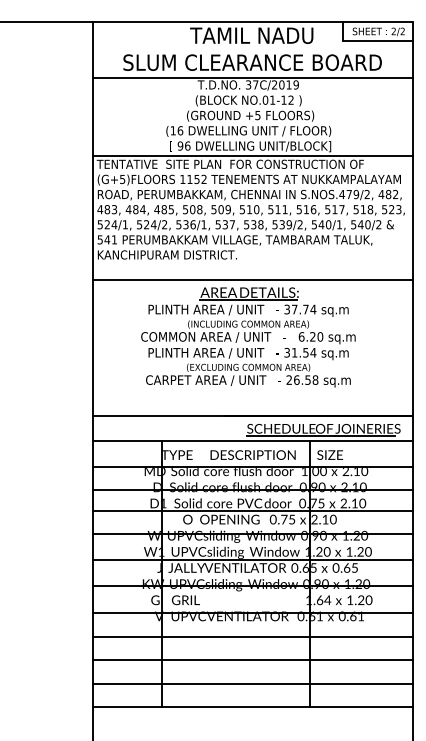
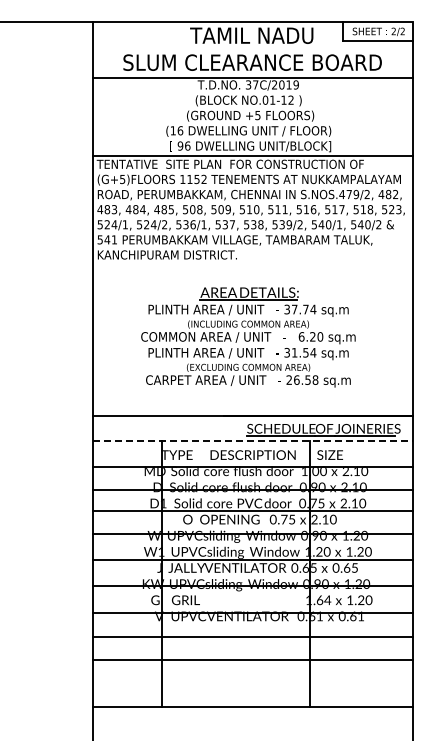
line: present -> none (252, 280)
line: solid -> dashed (253, 441)
line: present -> none (252, 683)
